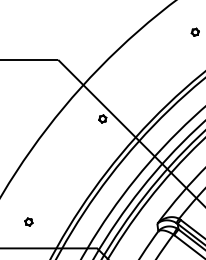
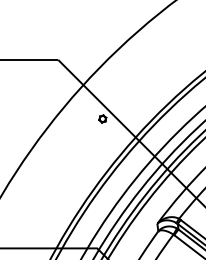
part: present -> none (194, 31)
part: present -> none (28, 221)
